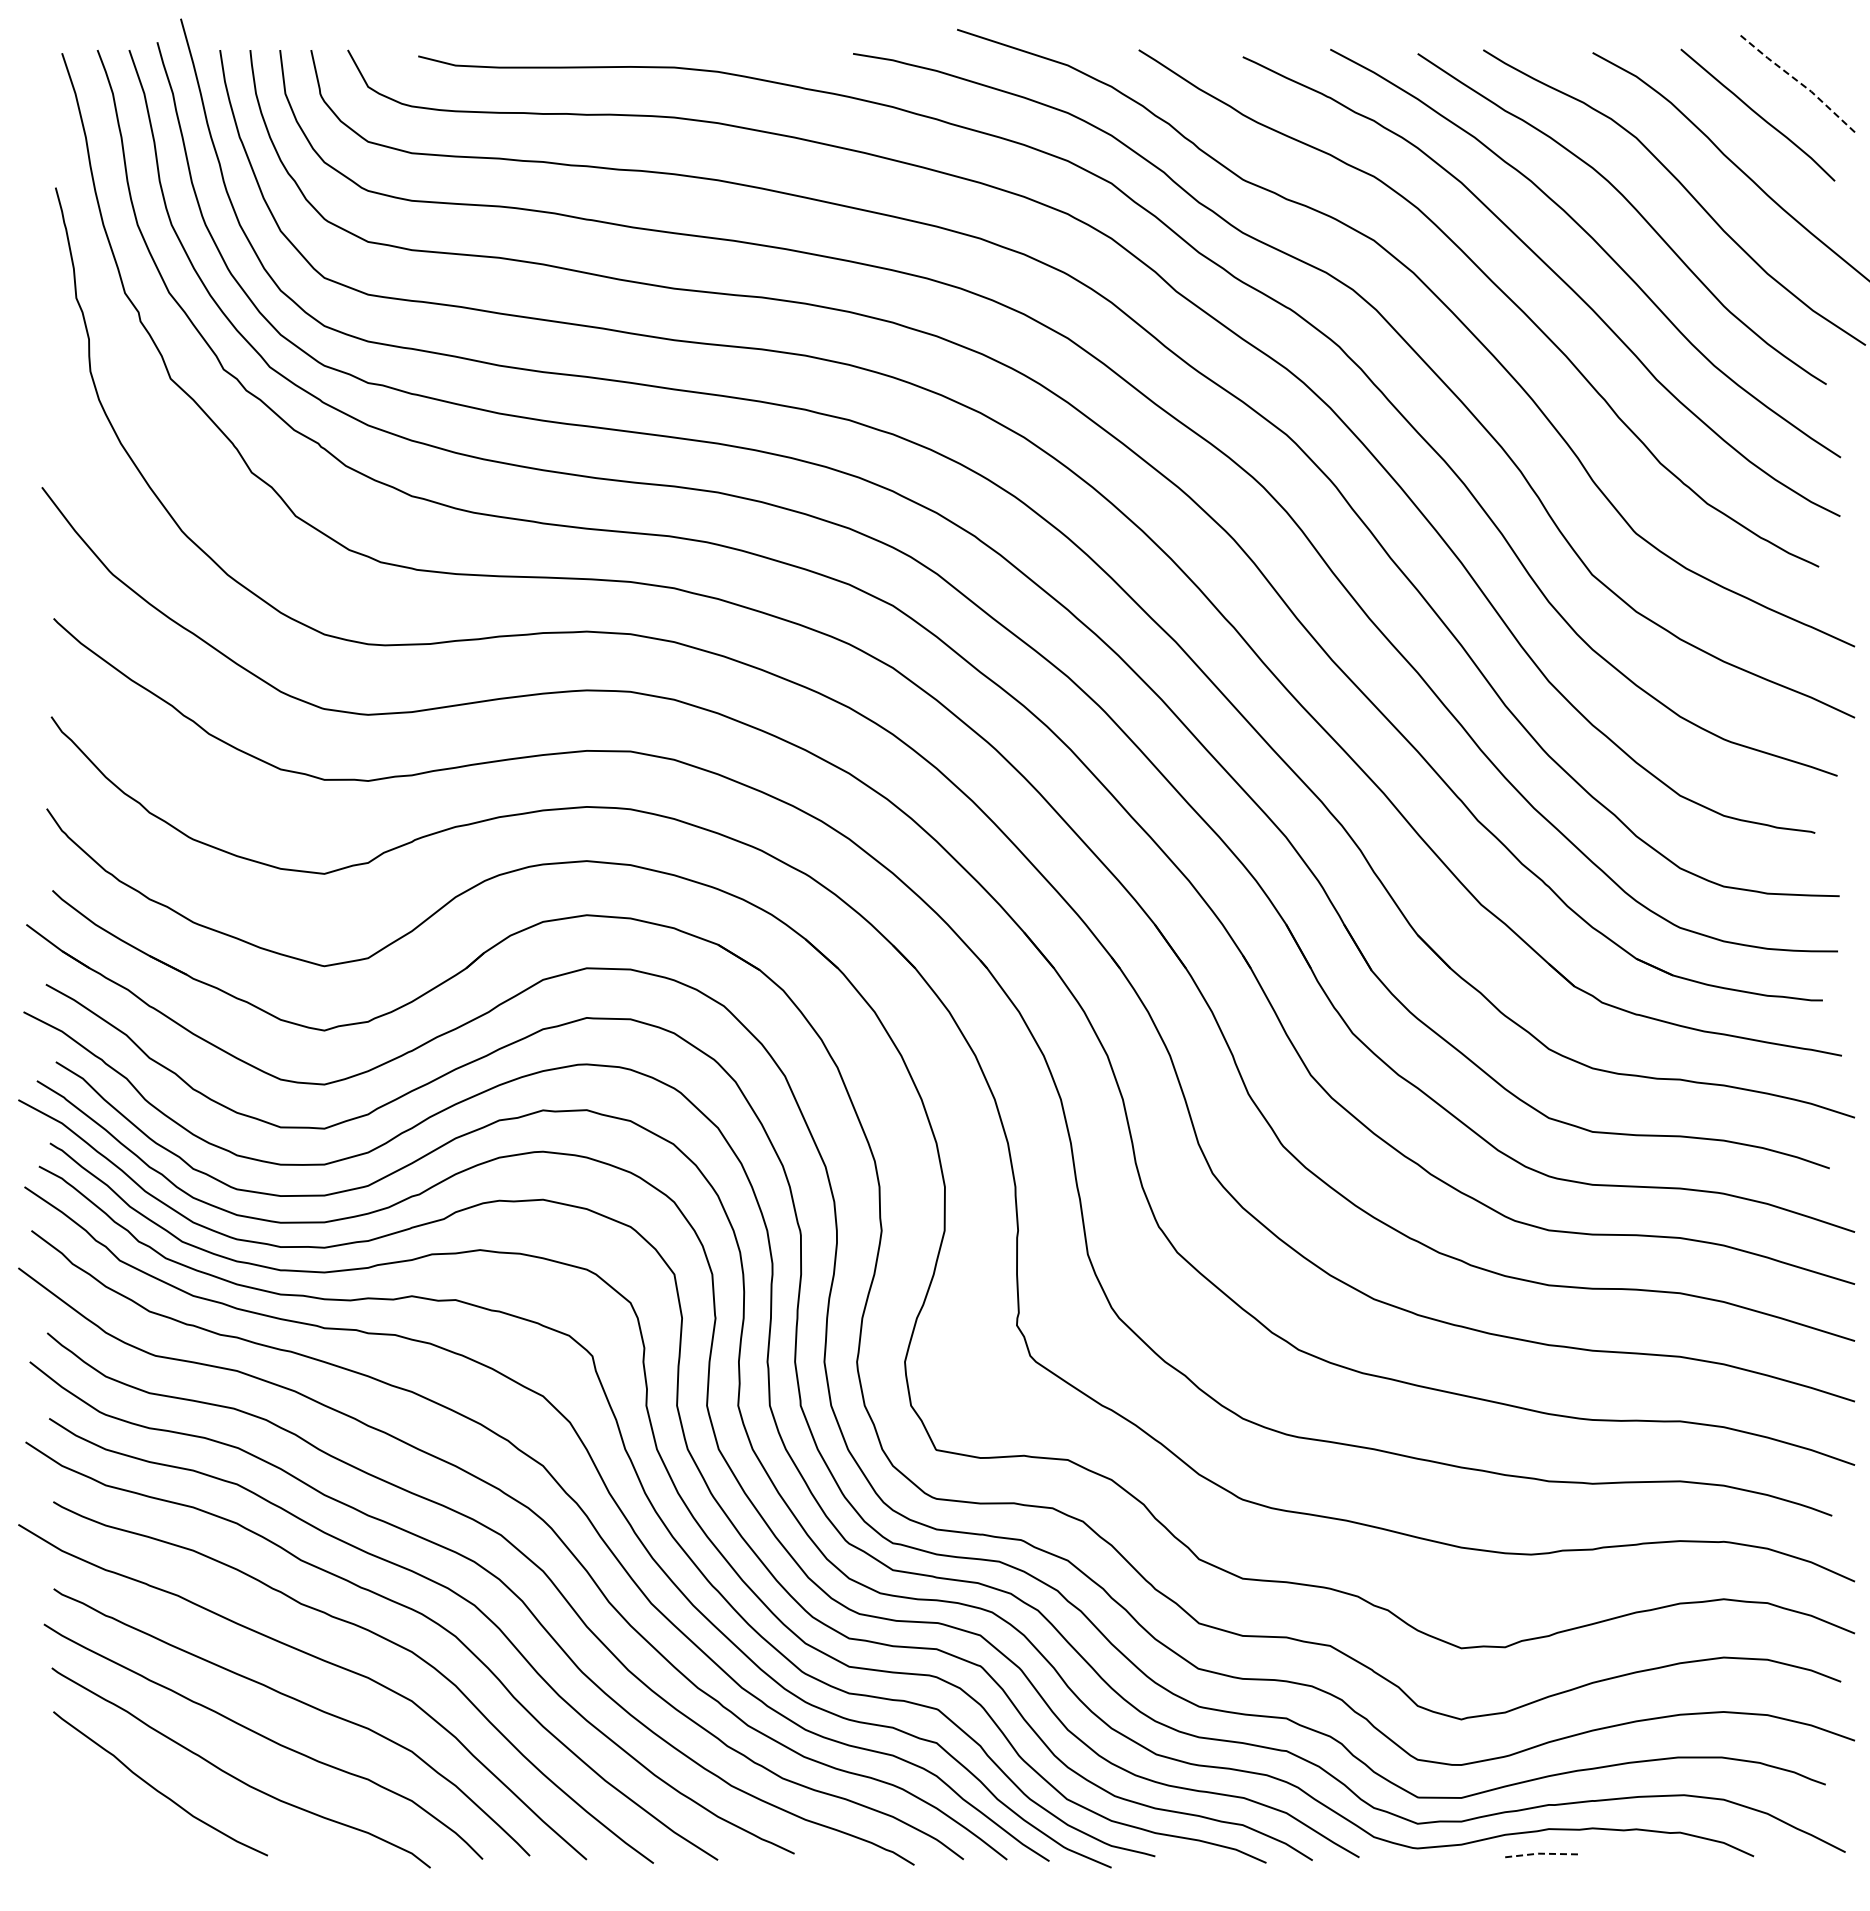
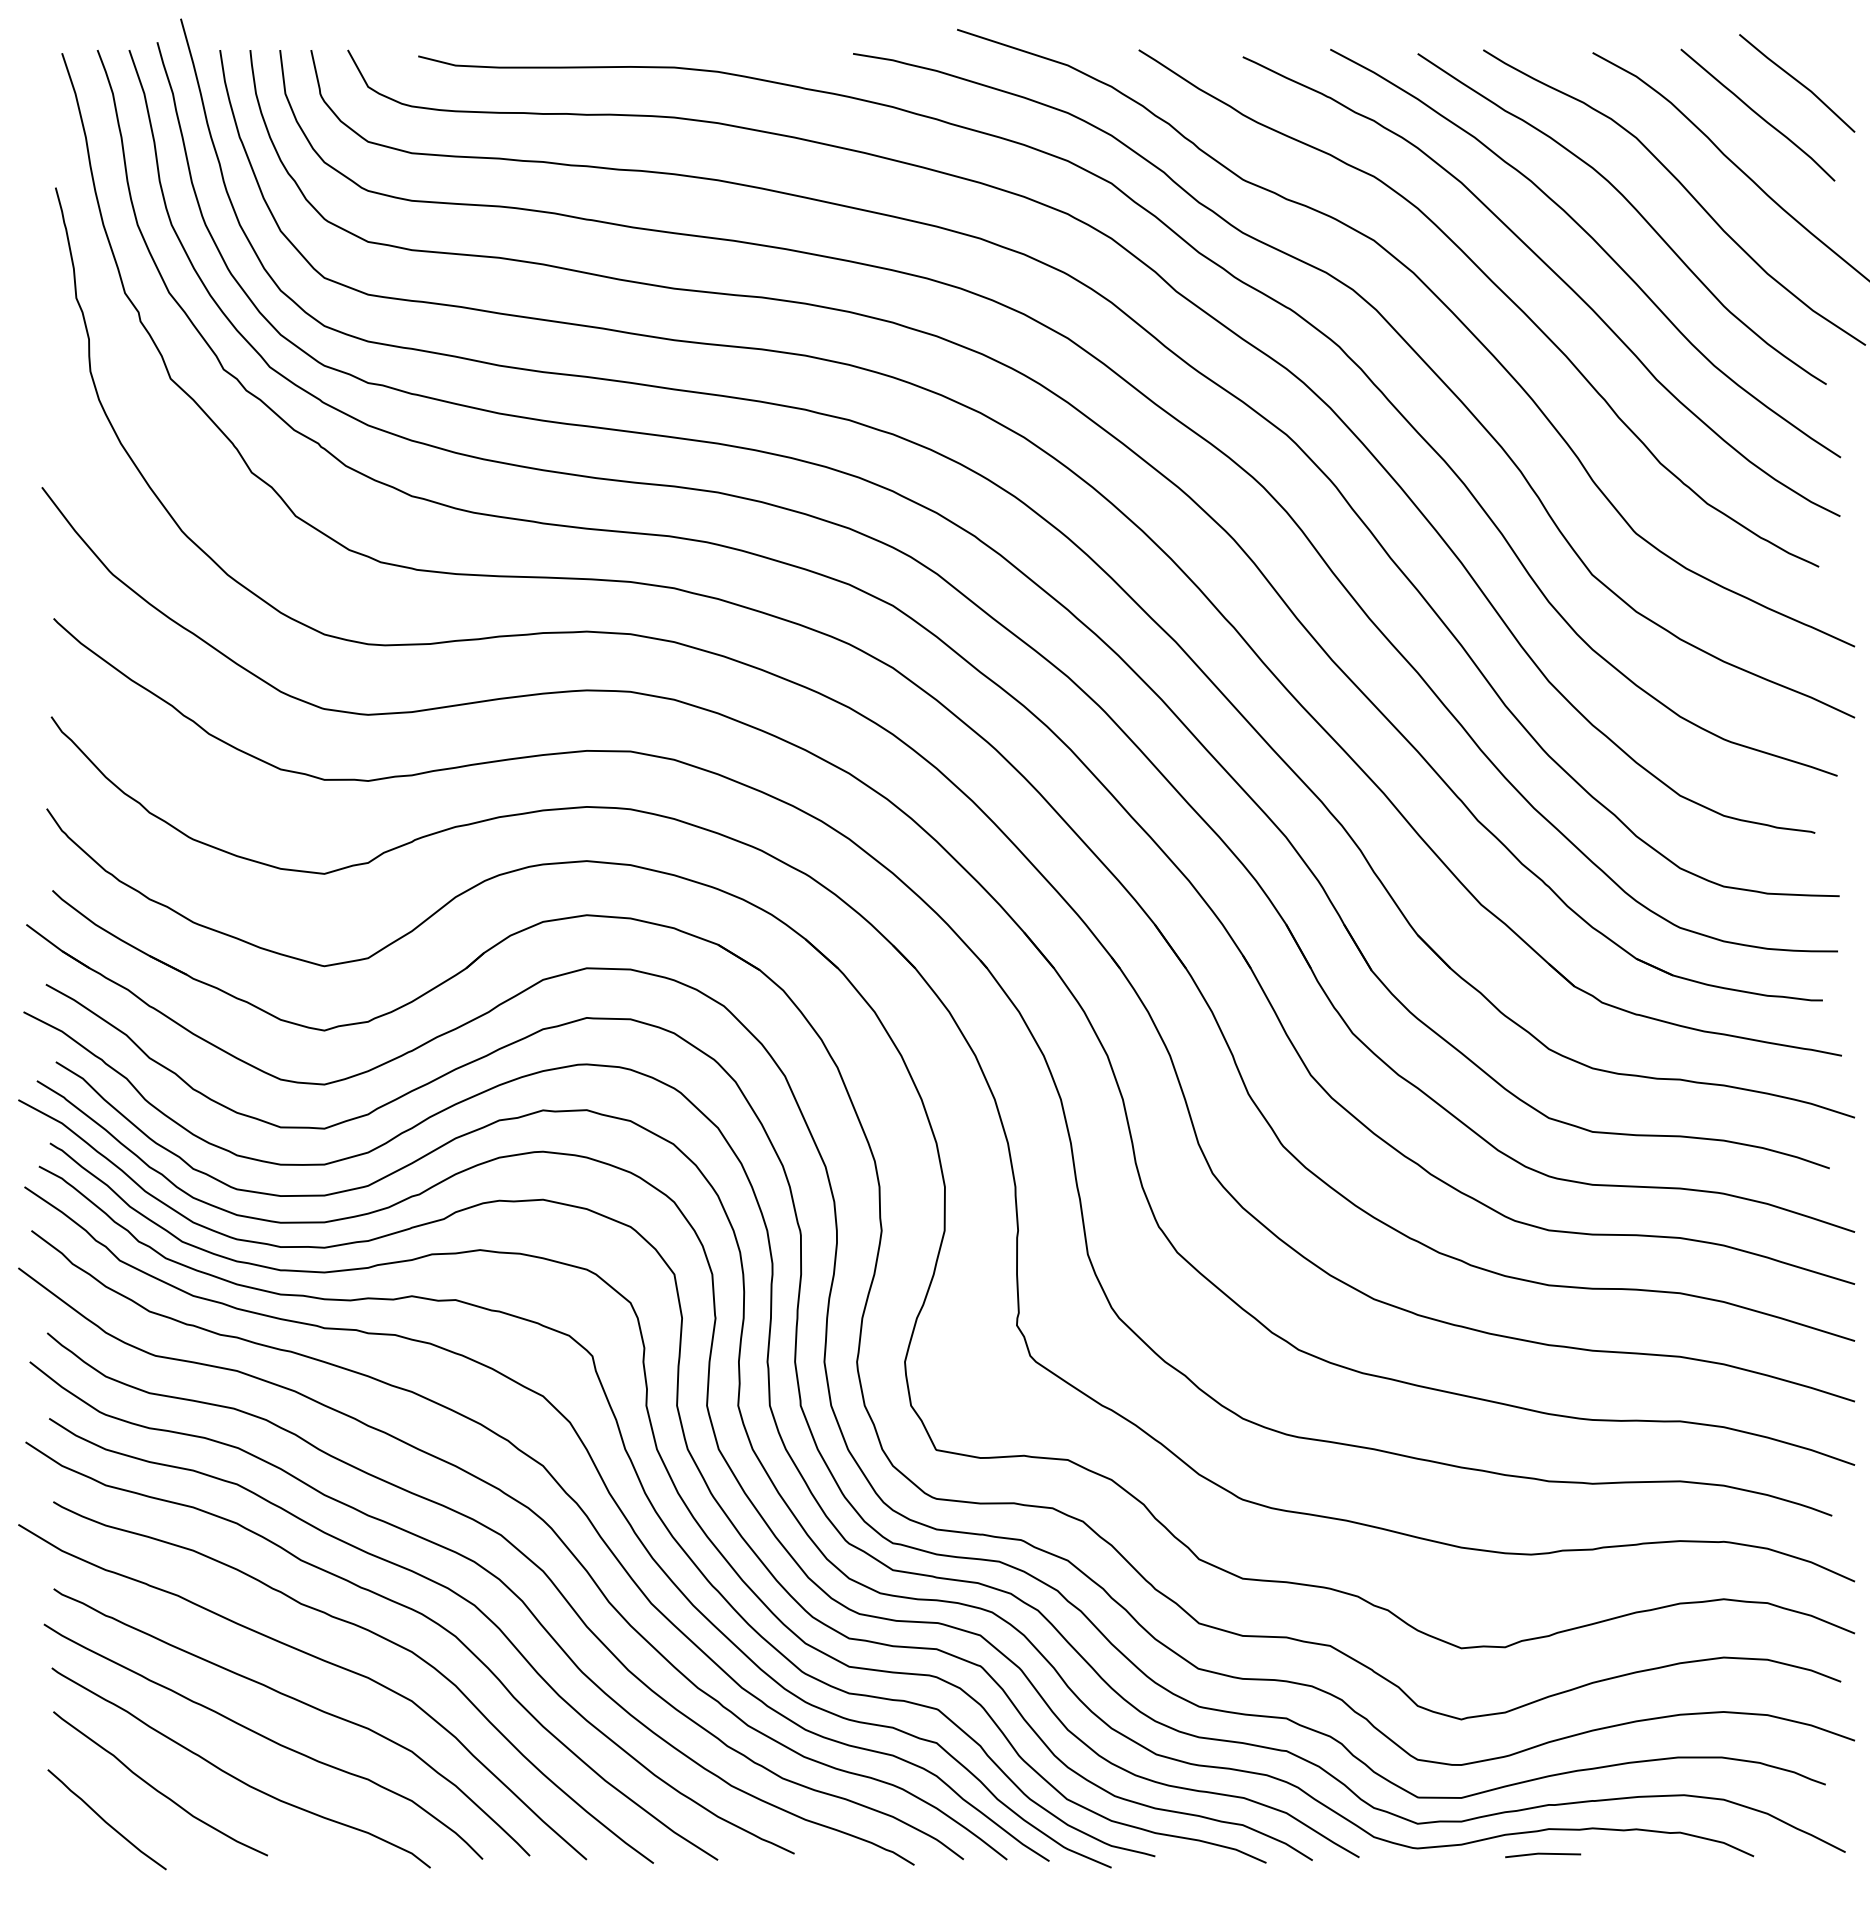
line: dashed -> solid (1798, 81)
curve: none -> present (105, 1820)
line: dashed -> solid (1542, 1853)
